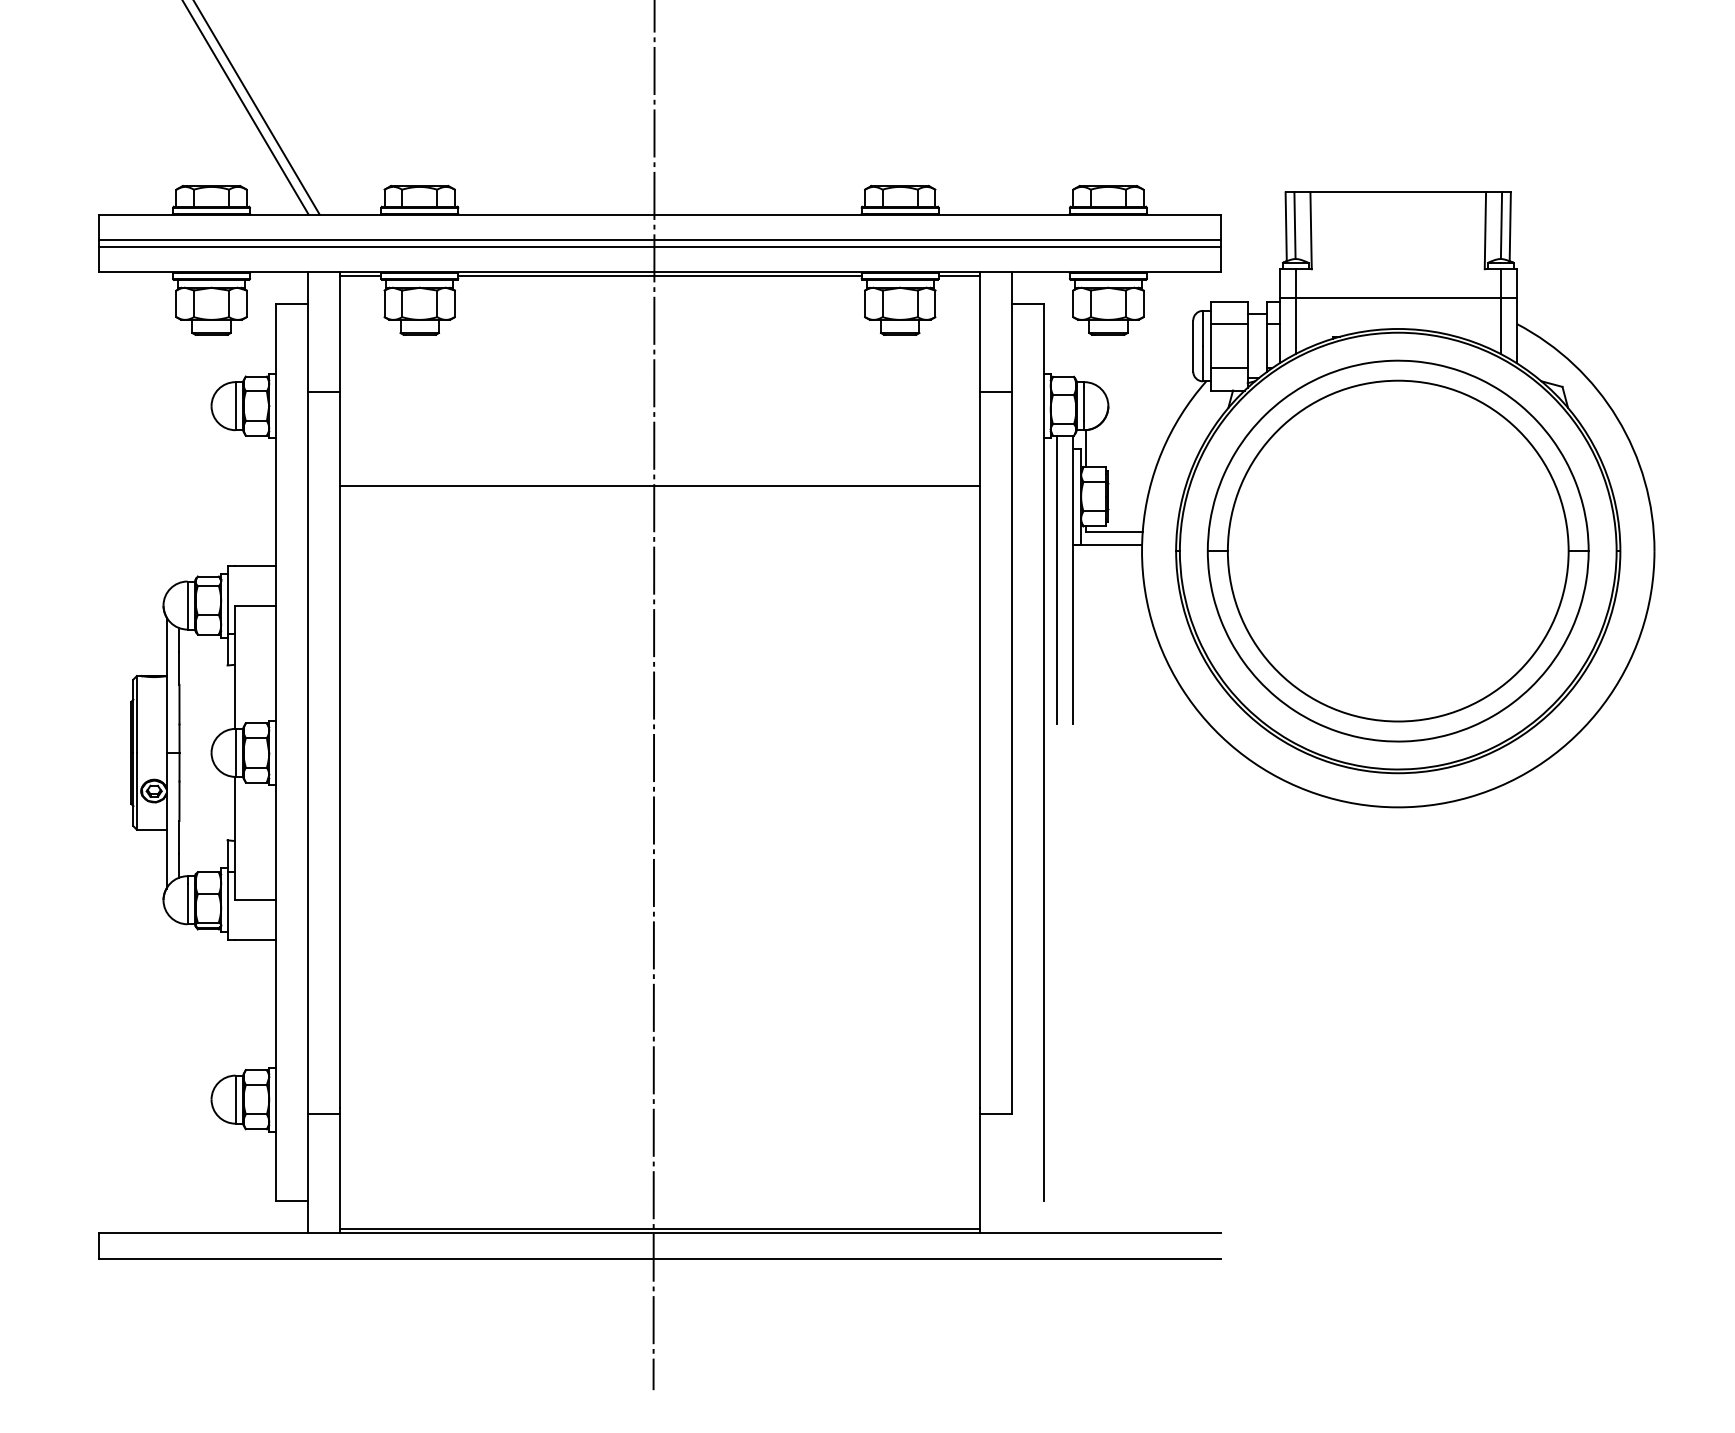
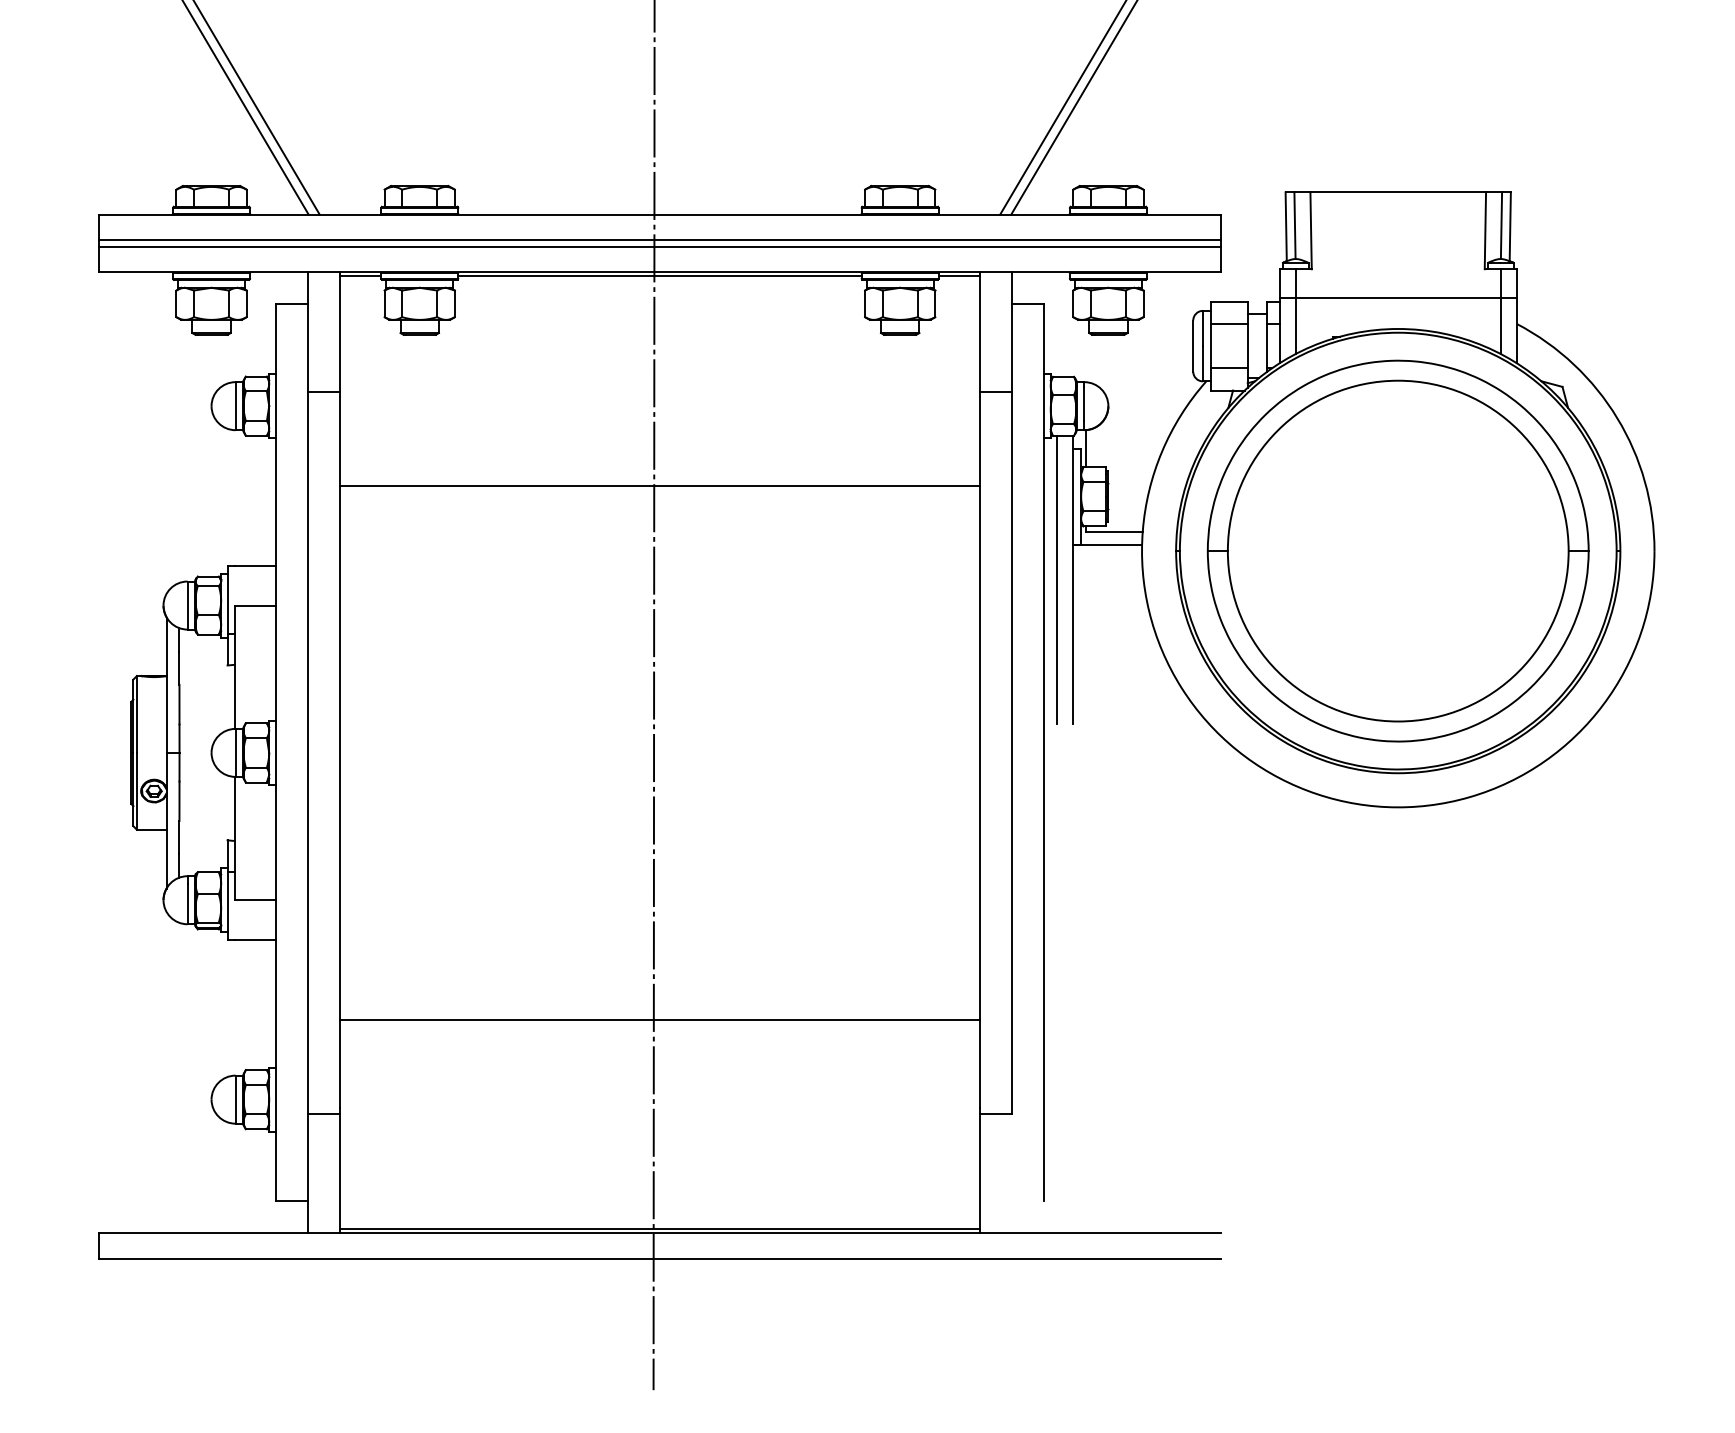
line: none -> present (1062, 108)
line: none -> present (1073, 108)
line: none -> present (659, 1019)
